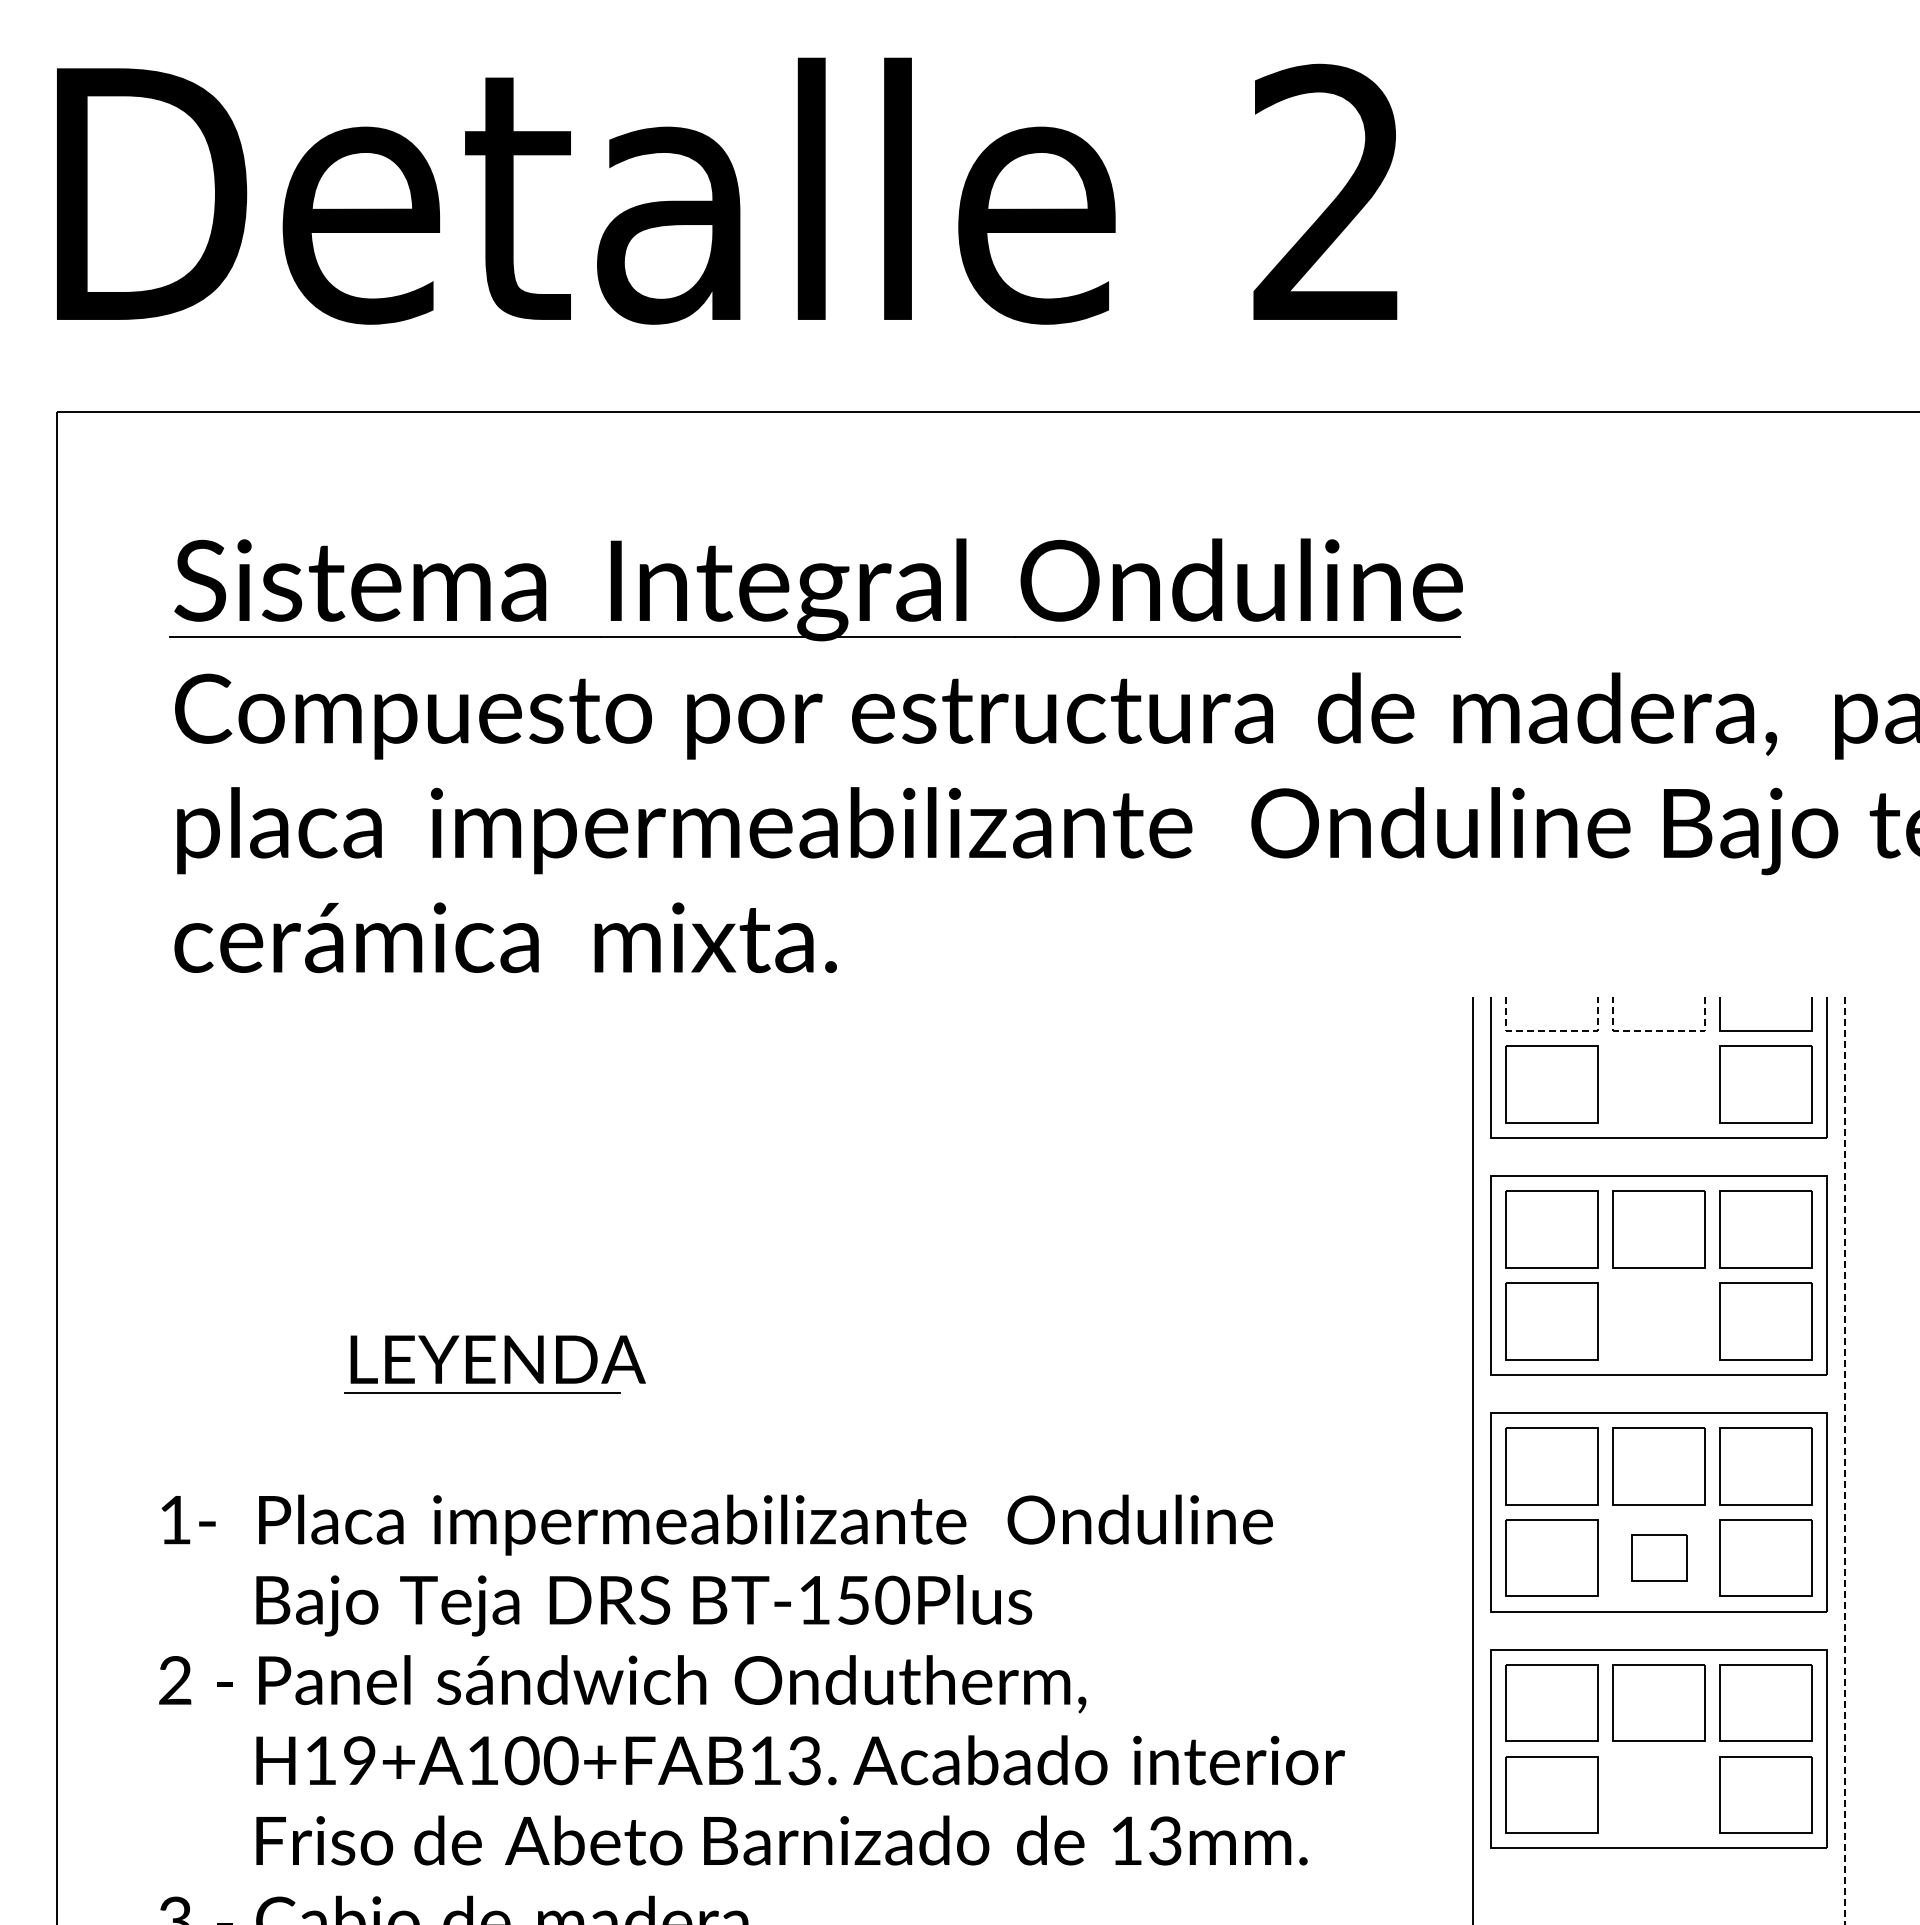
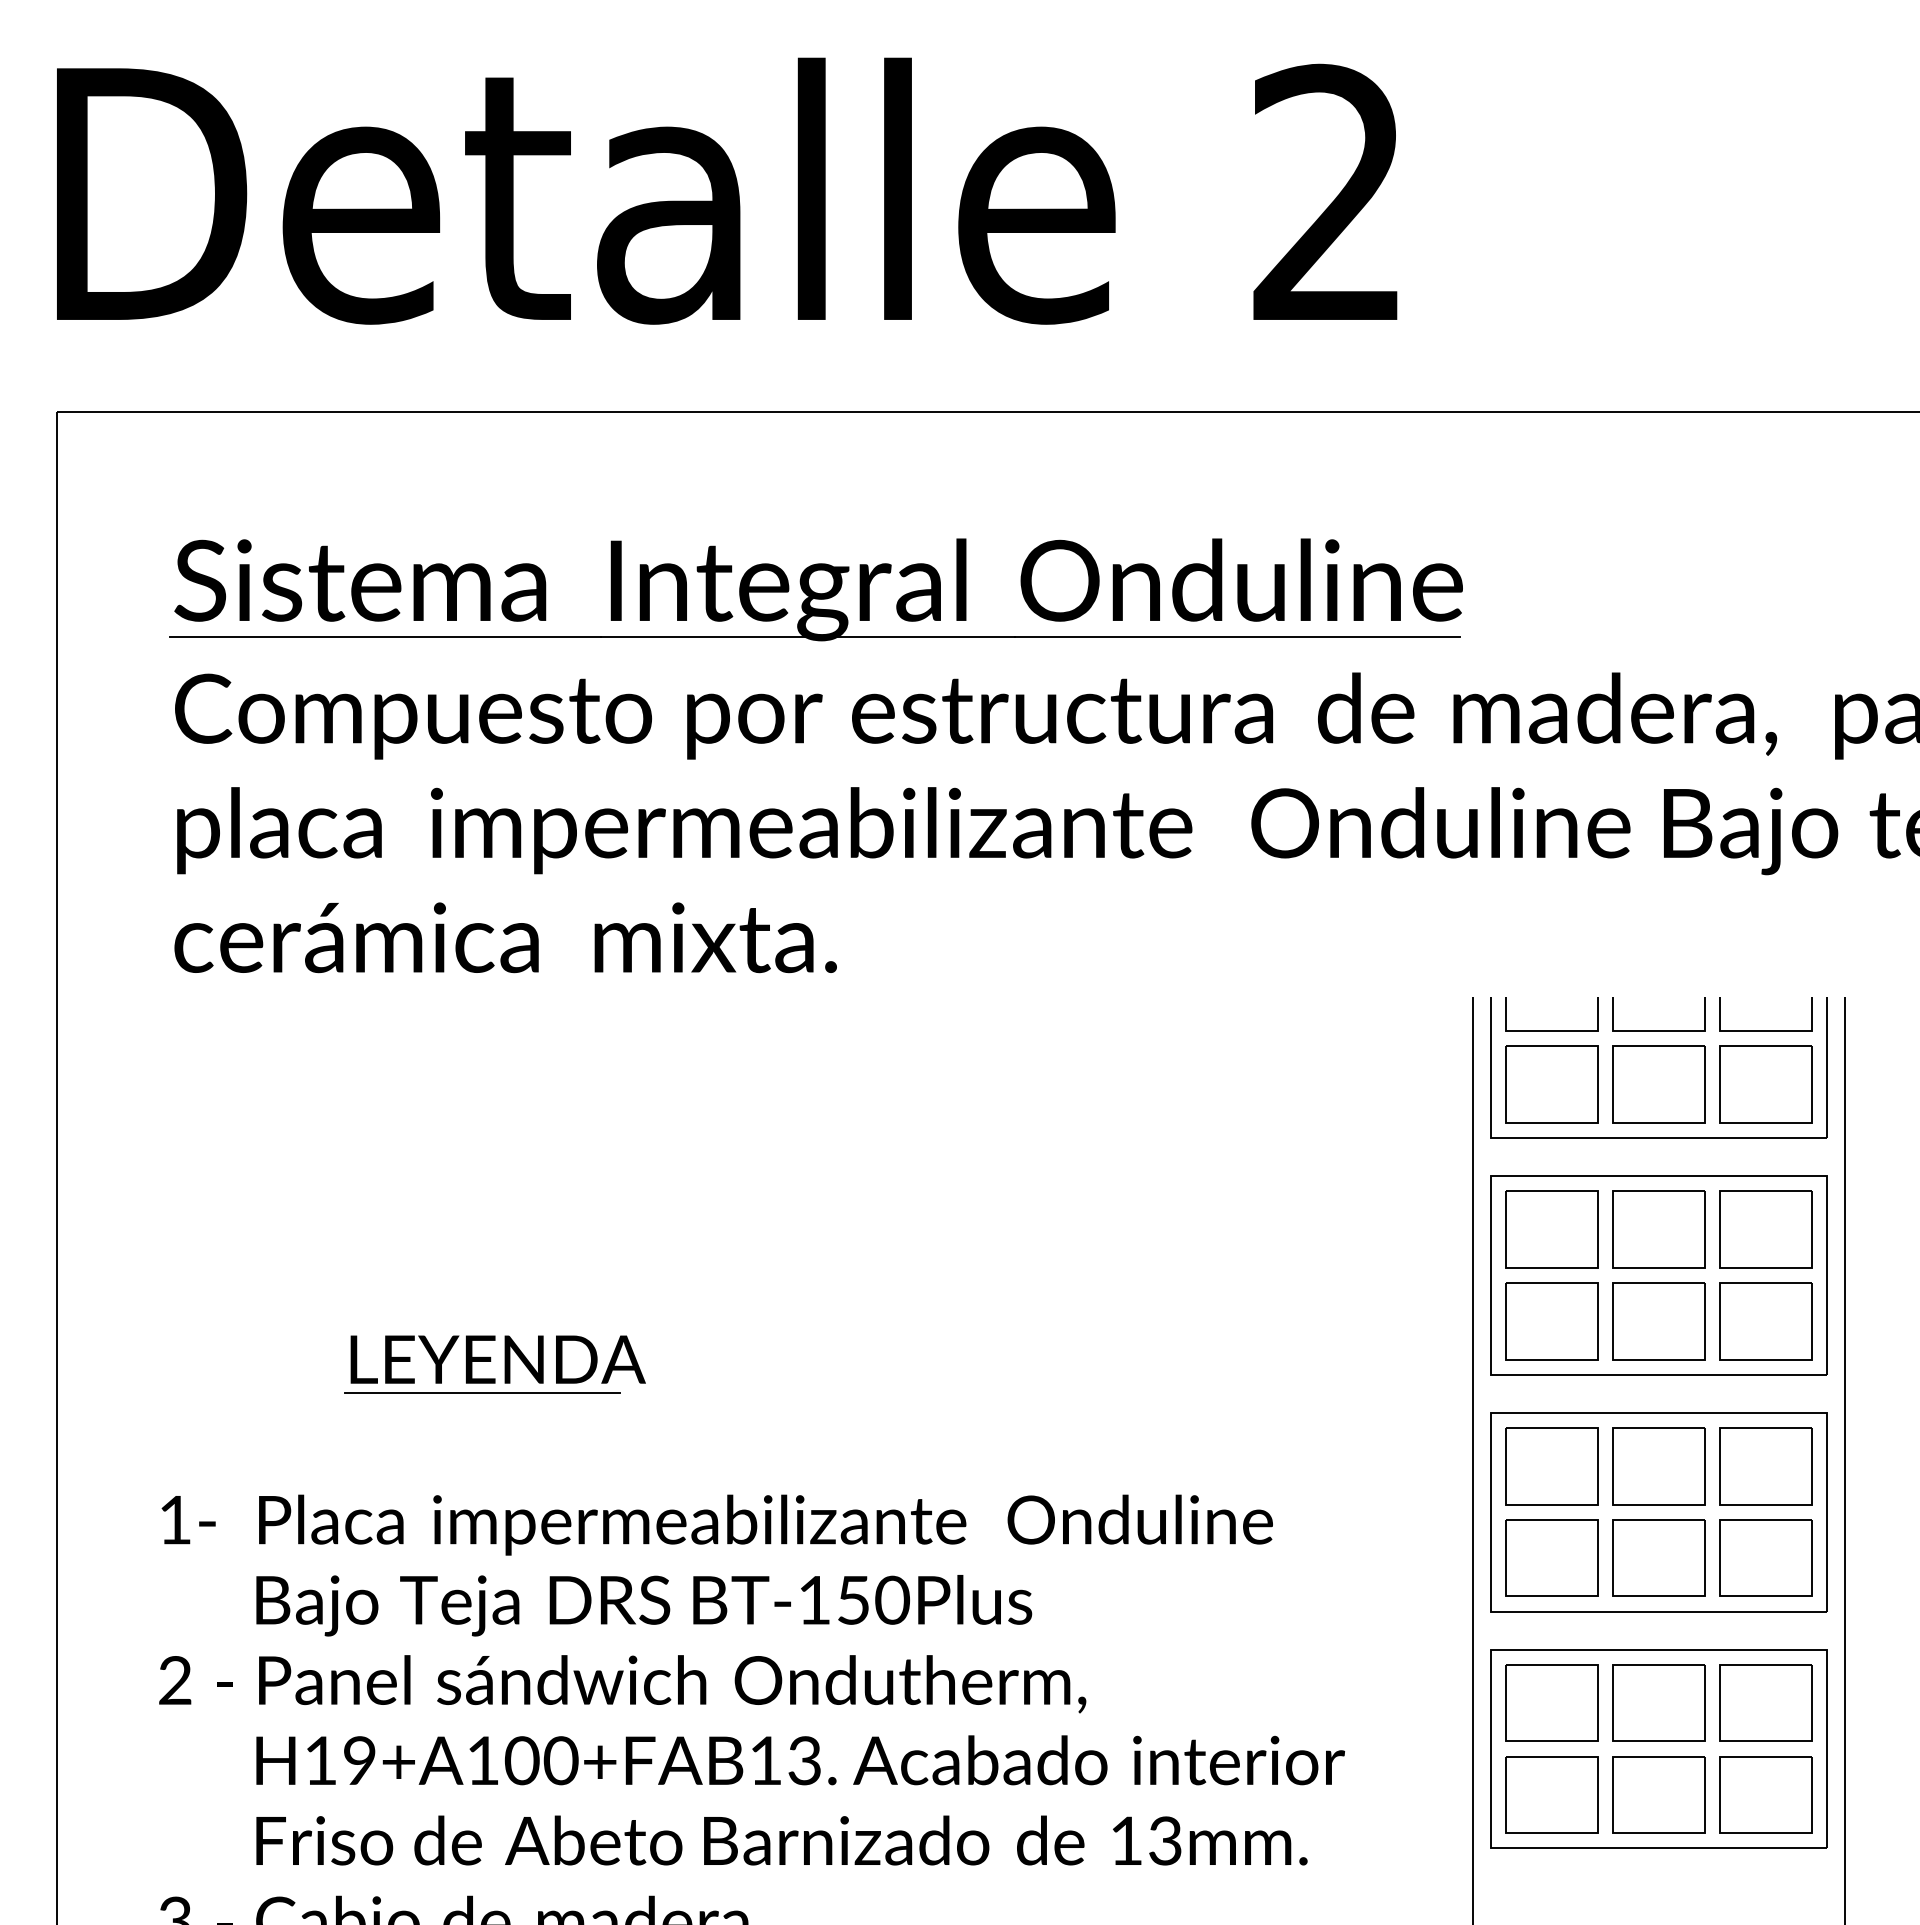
line: dashed -> solid (1552, 1031)
line: dashed -> solid (1659, 1031)
part: none -> present (1658, 1084)
part: none -> present (1658, 1321)
line: dashed -> solid (1845, 1460)
part size: 57x48 px -> 94x78 px (1658, 1557)
part: none -> present (1658, 1794)
